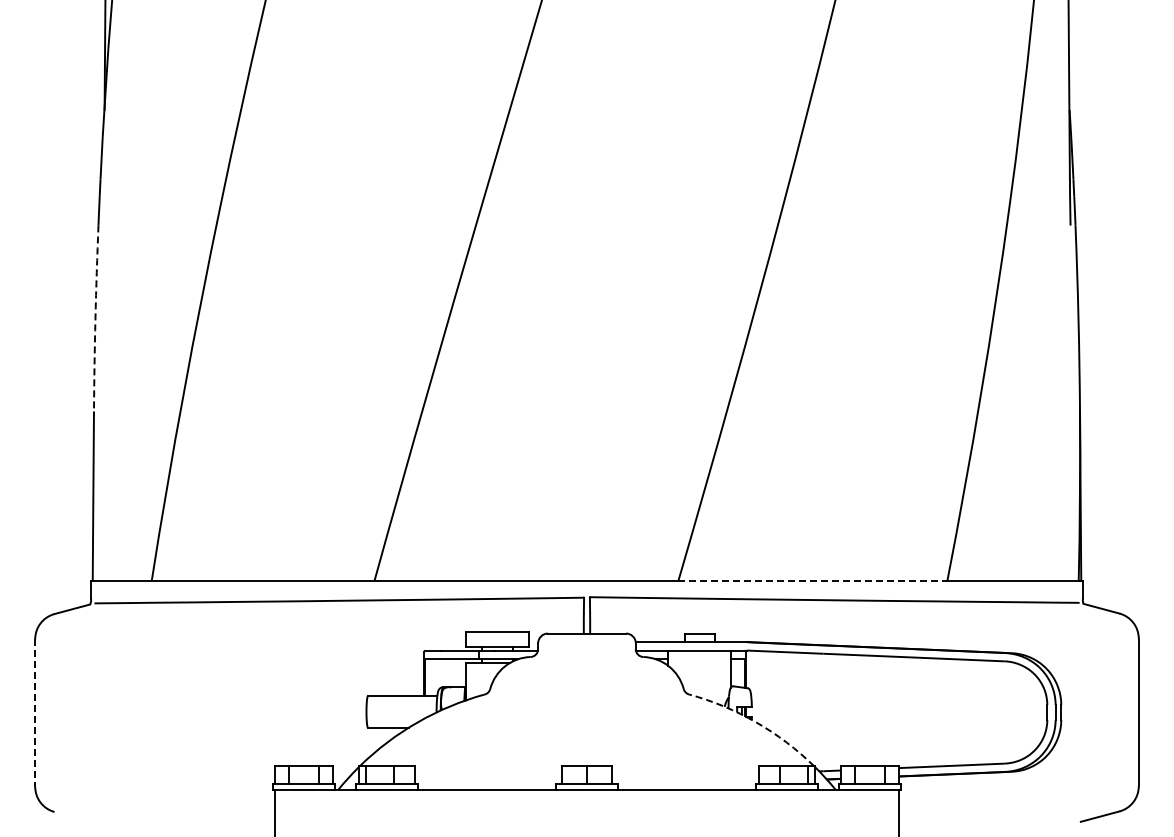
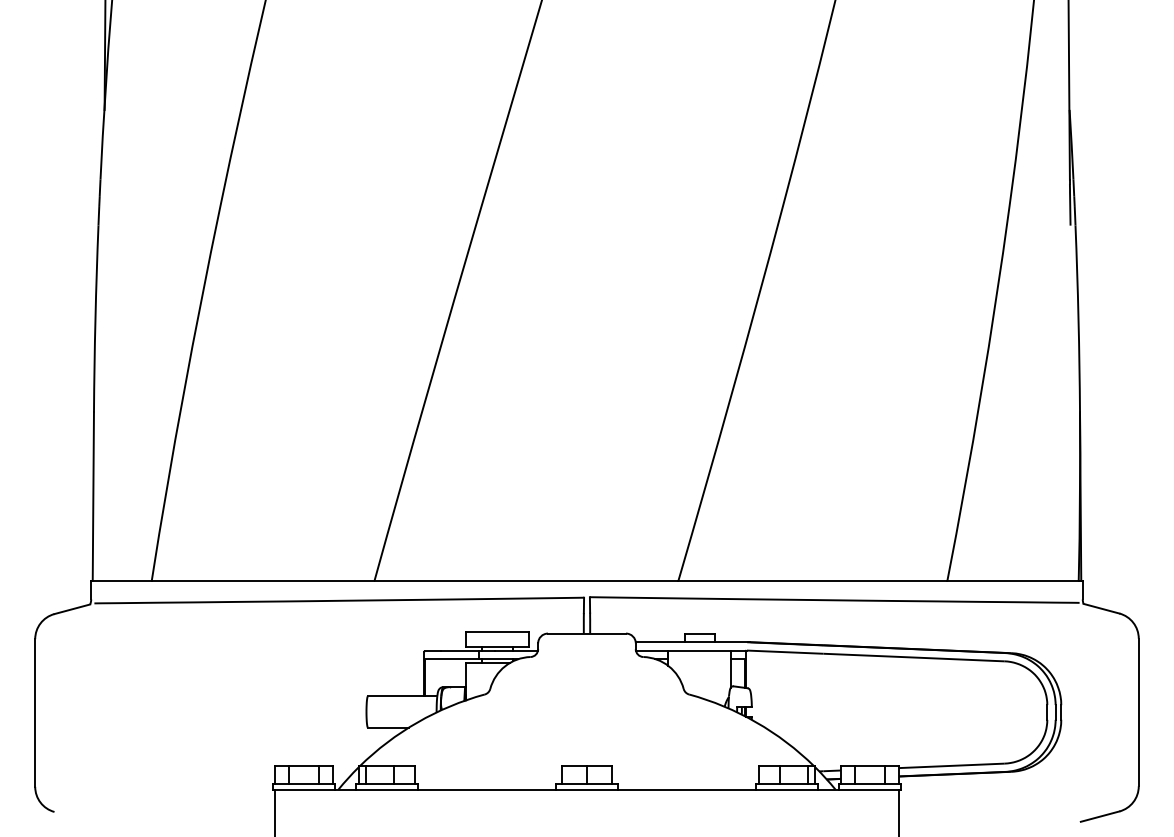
arc: dashed -> solid (95, 318)
line: dashed -> solid (813, 580)
line: dashed -> solid (35, 713)
arc: dashed -> solid (756, 722)
